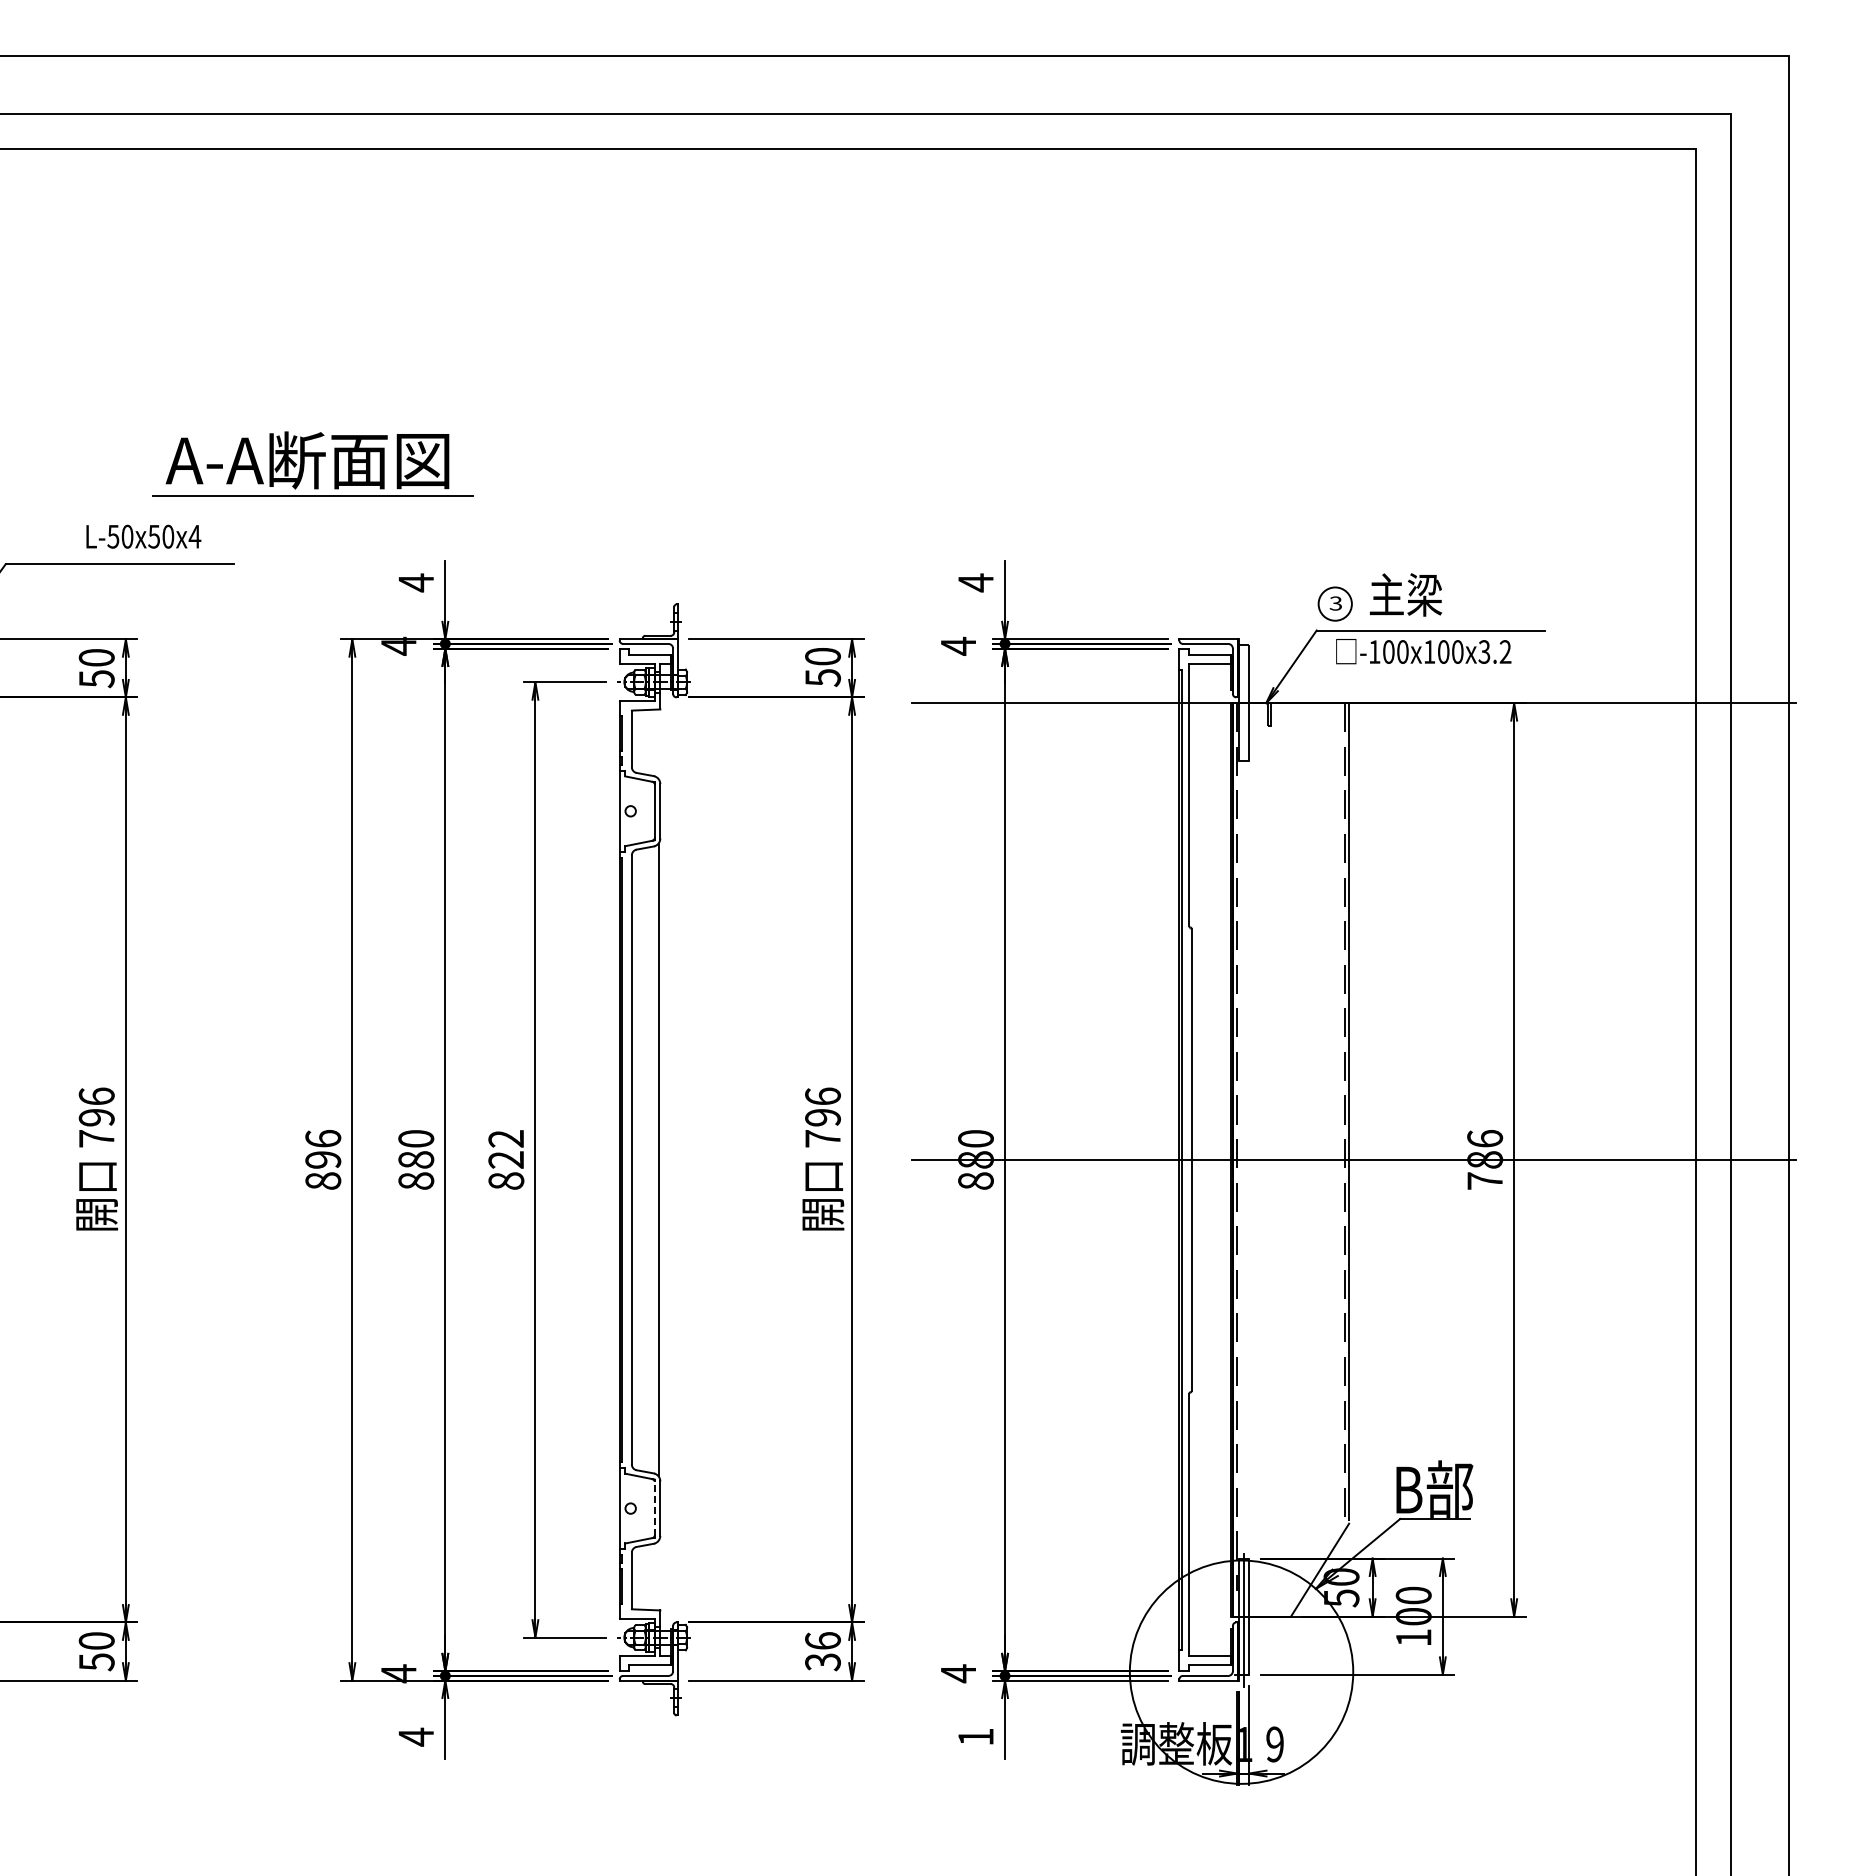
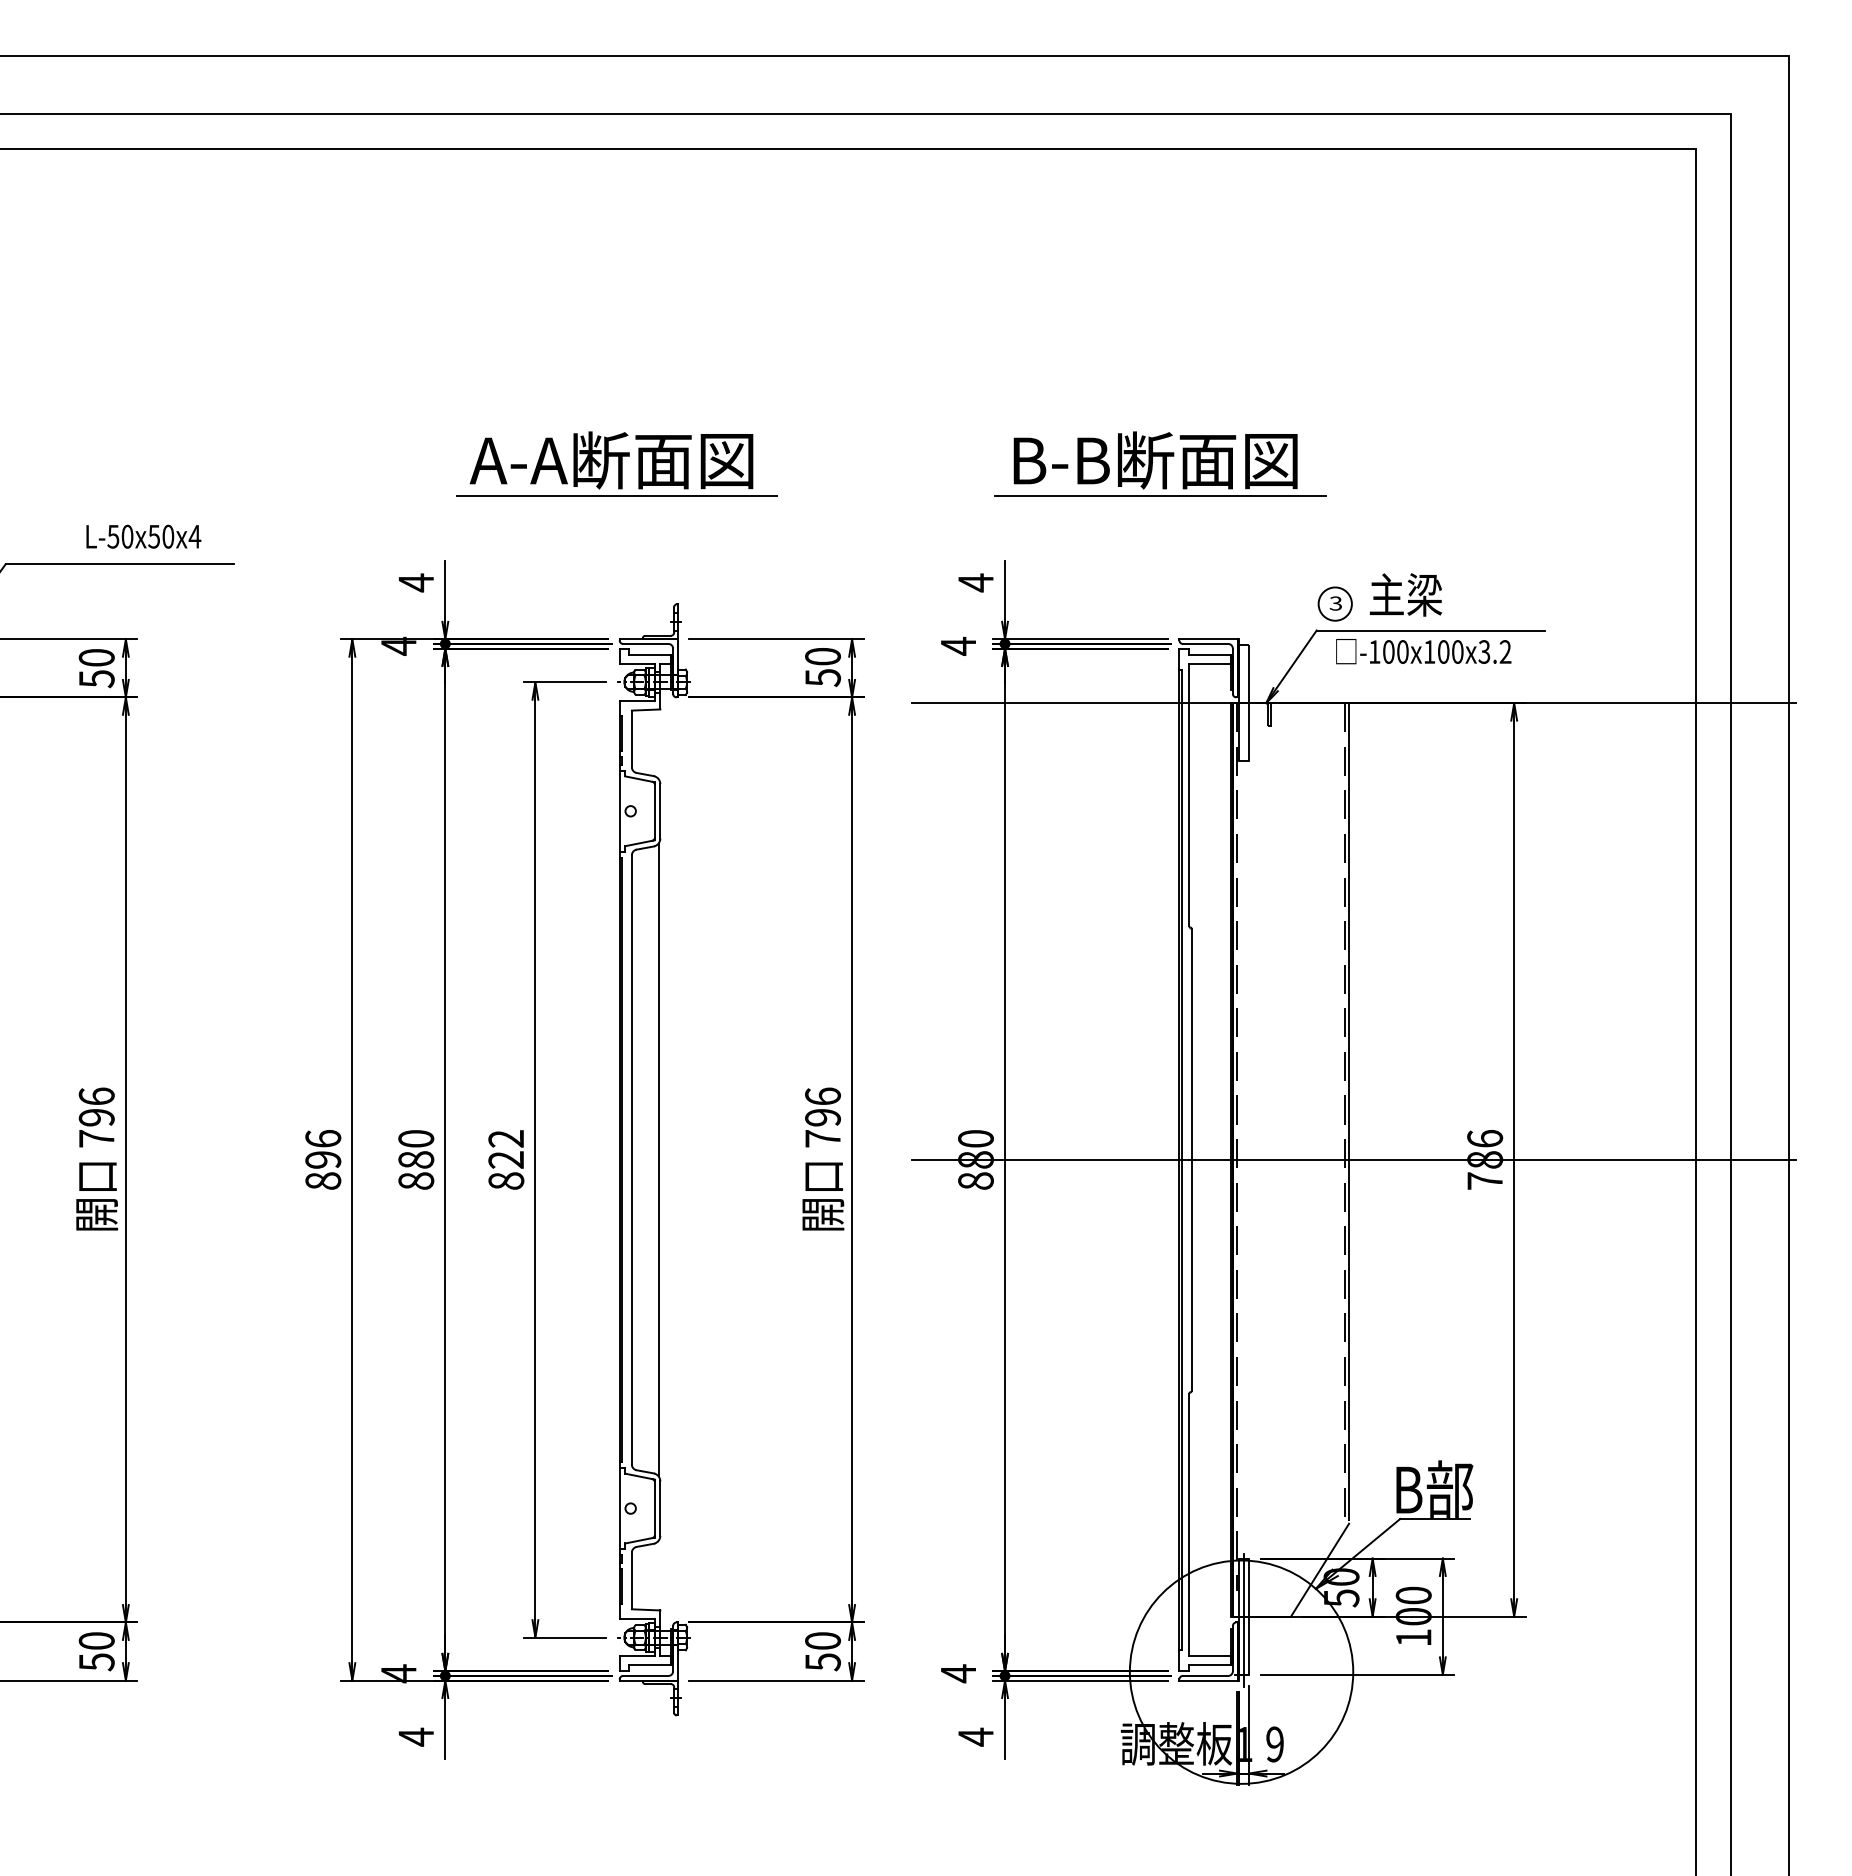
part position: (312, 463) -> (616, 463) (616, 463)
part: none -> present (1160, 463)
line: dashed -> solid (654, 1508)
text: 36 -> 50 (822, 1651)
text: 1 -> 4 (975, 1736)
